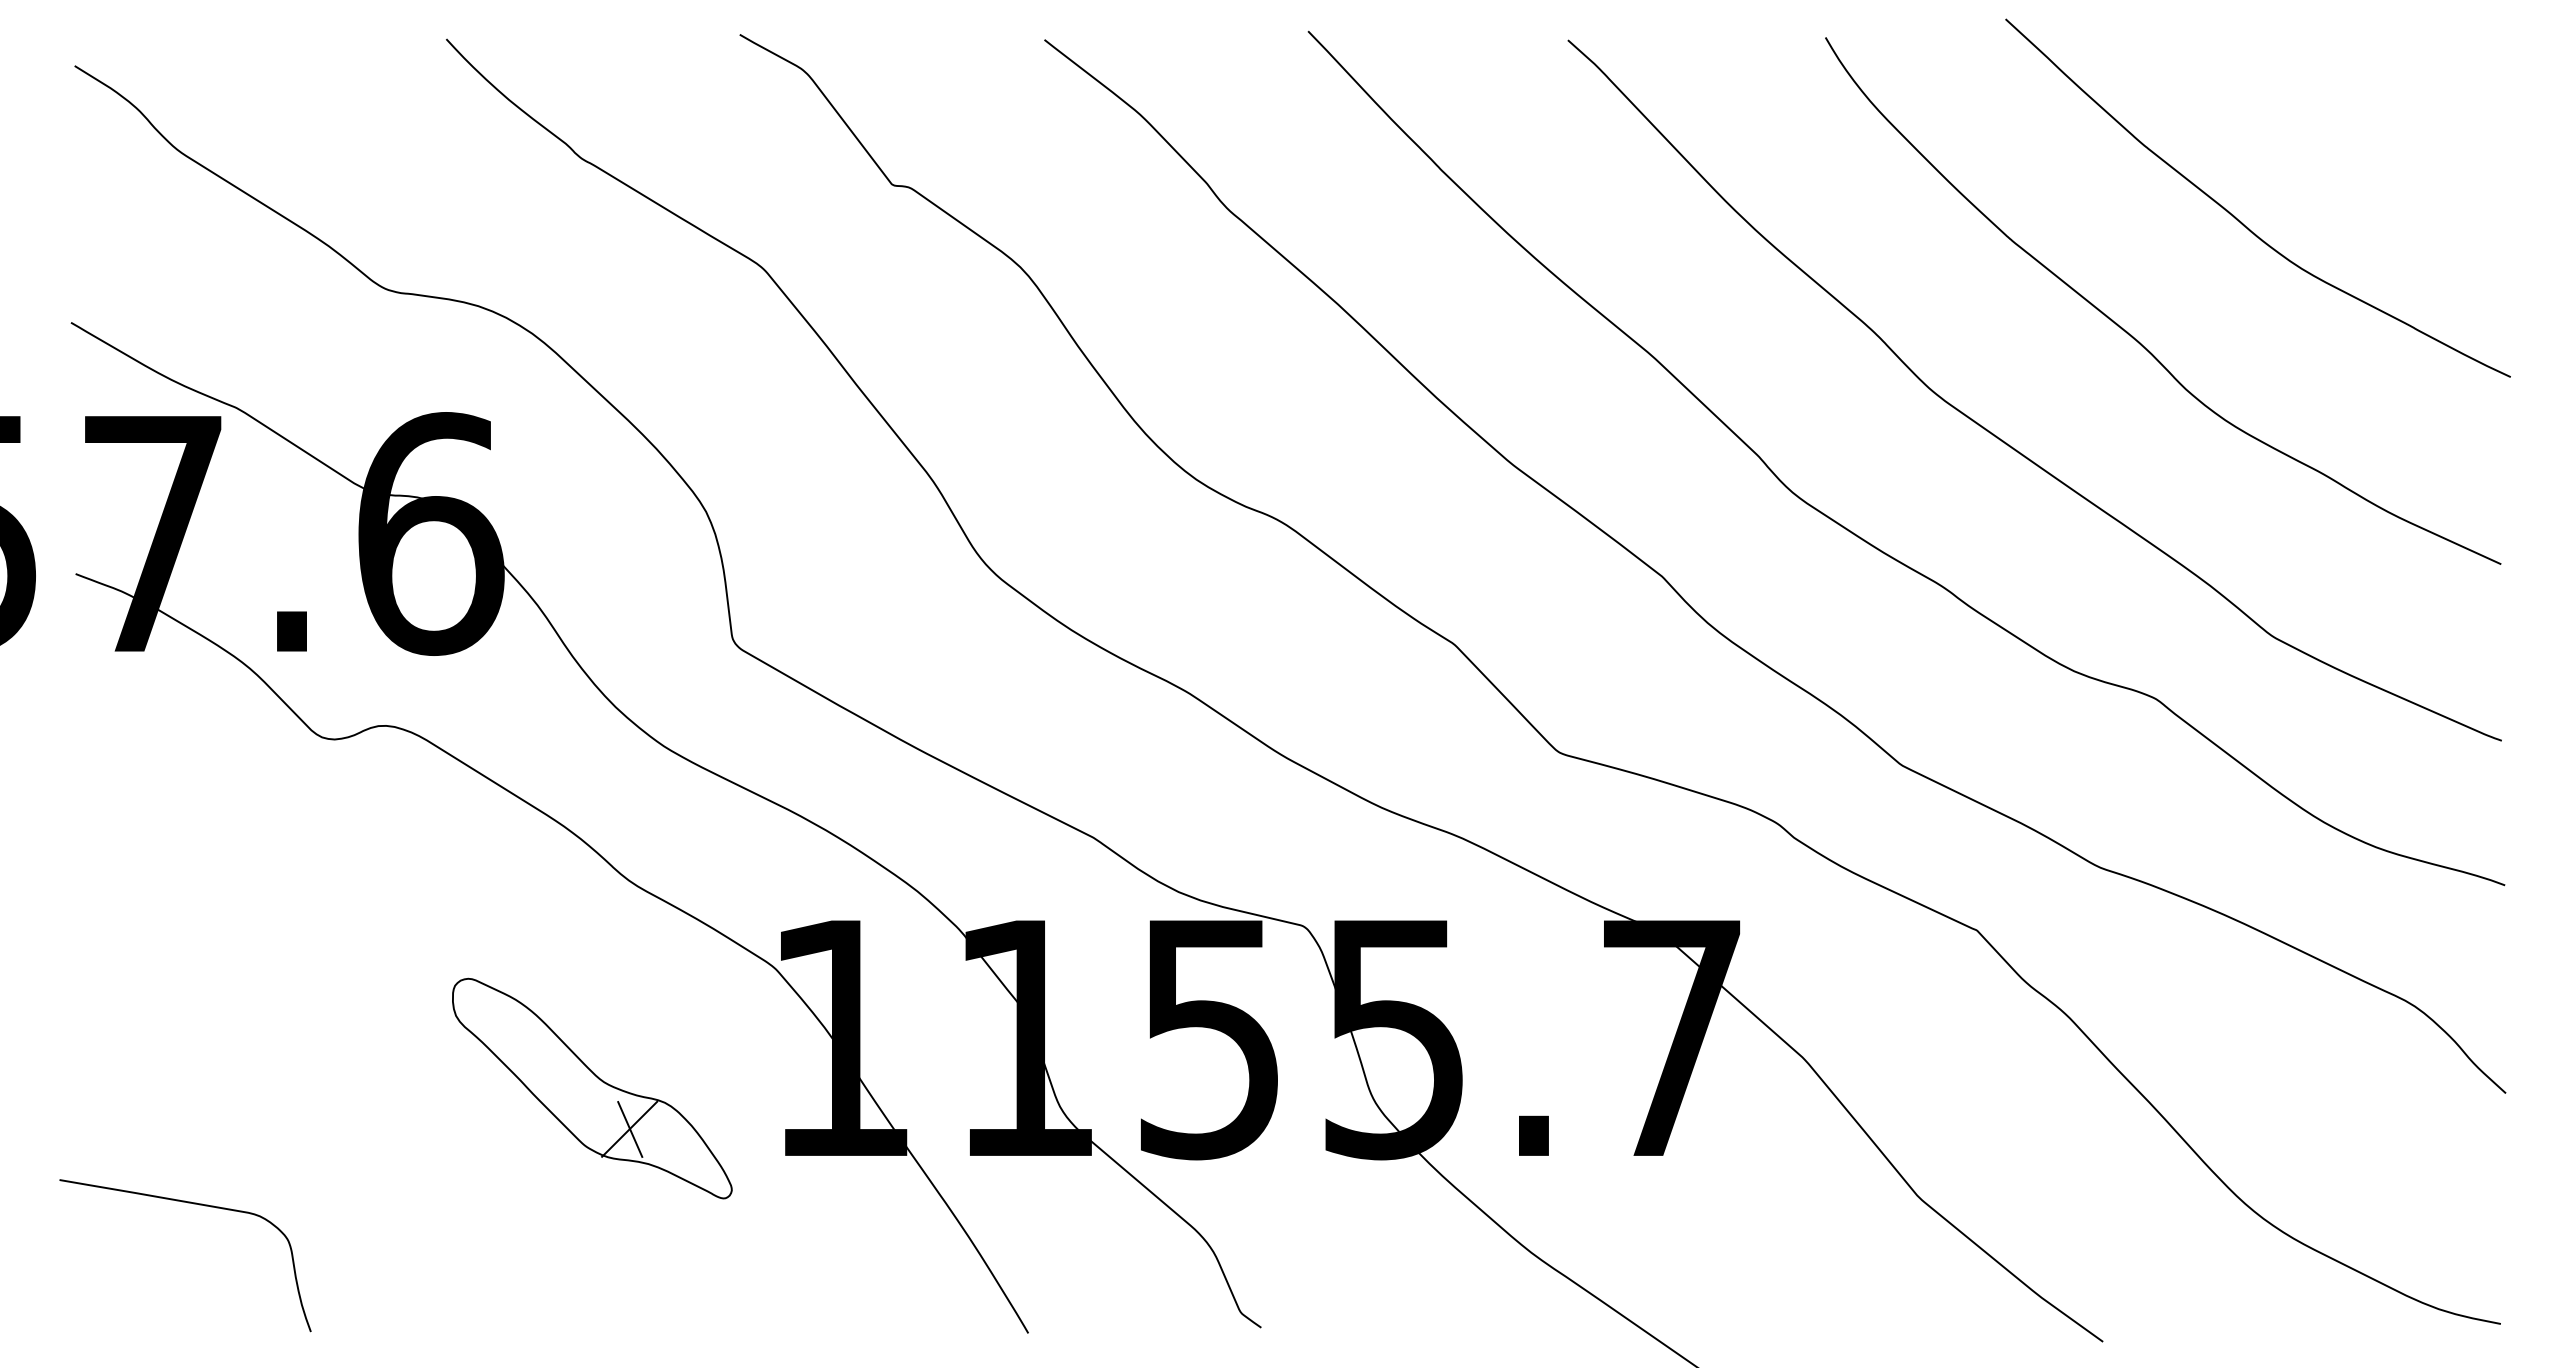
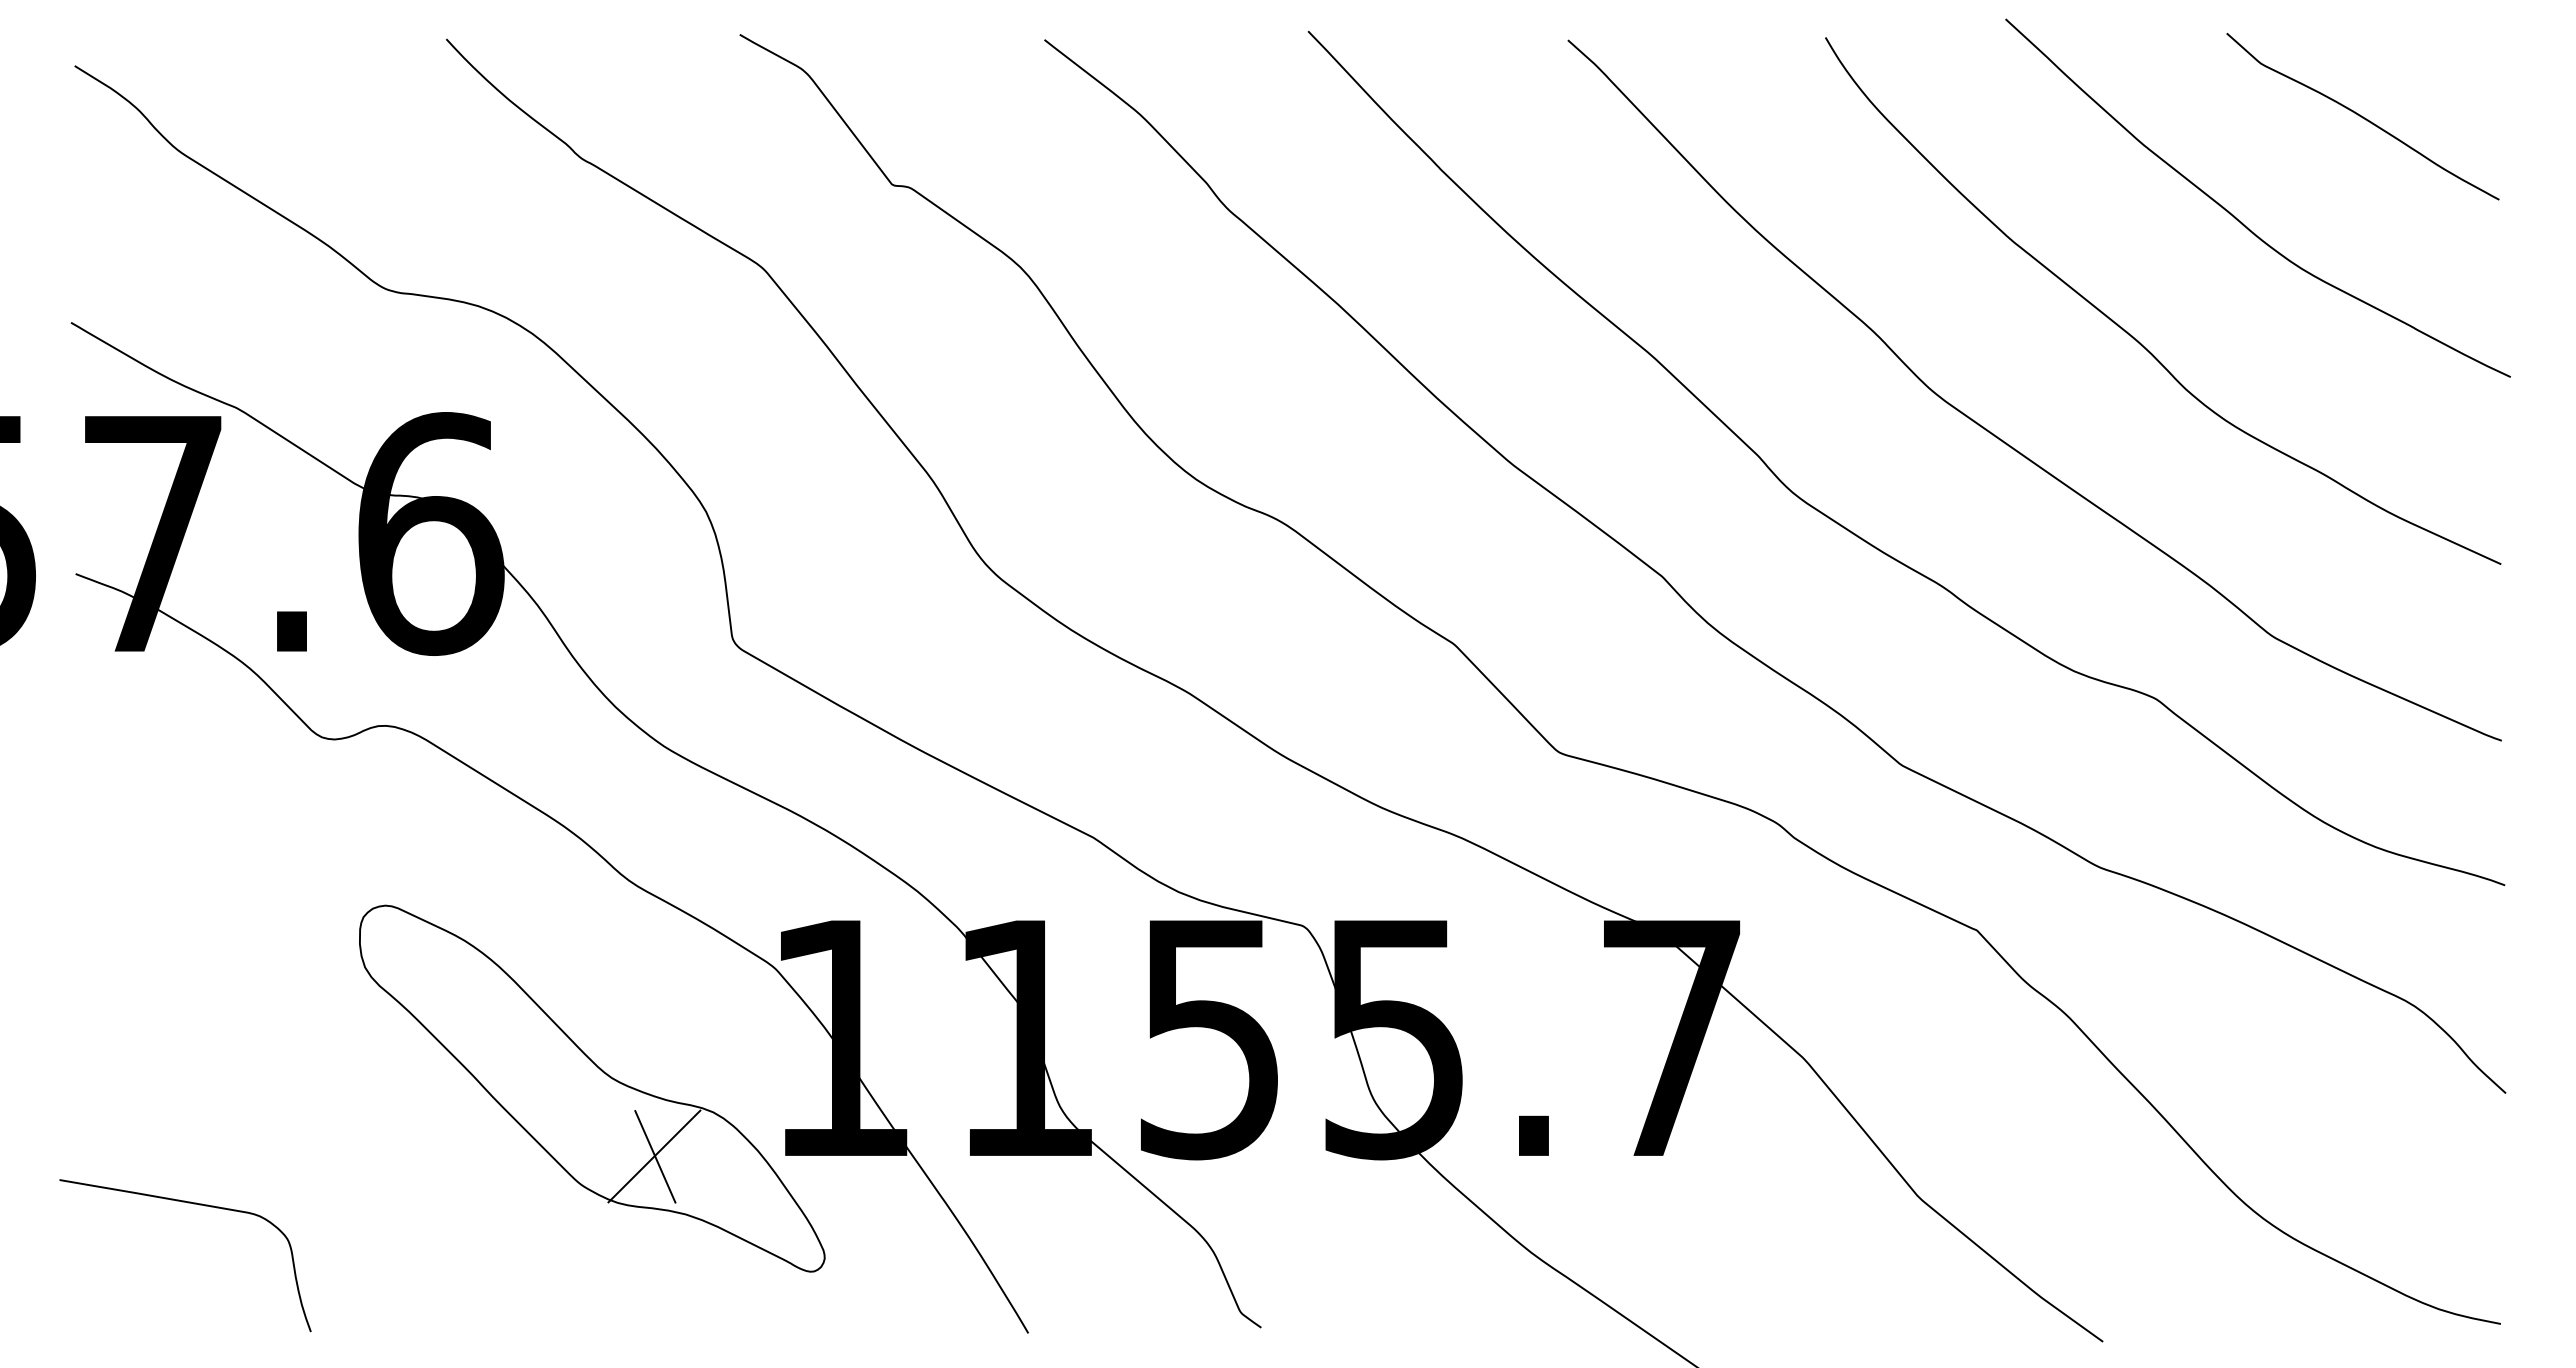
curve: none -> present (2362, 116)
part size: 281x223 px -> 467x369 px (592, 1088)
